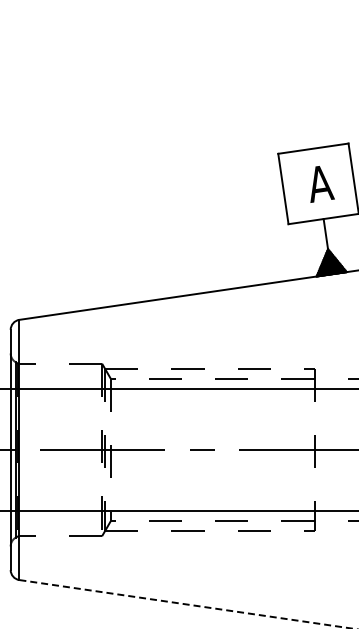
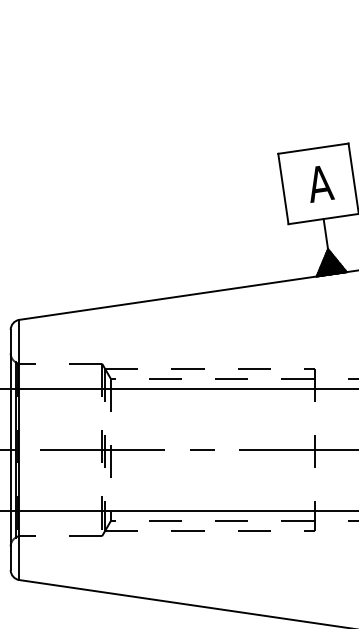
line: dashed -> solid (187, 604)
